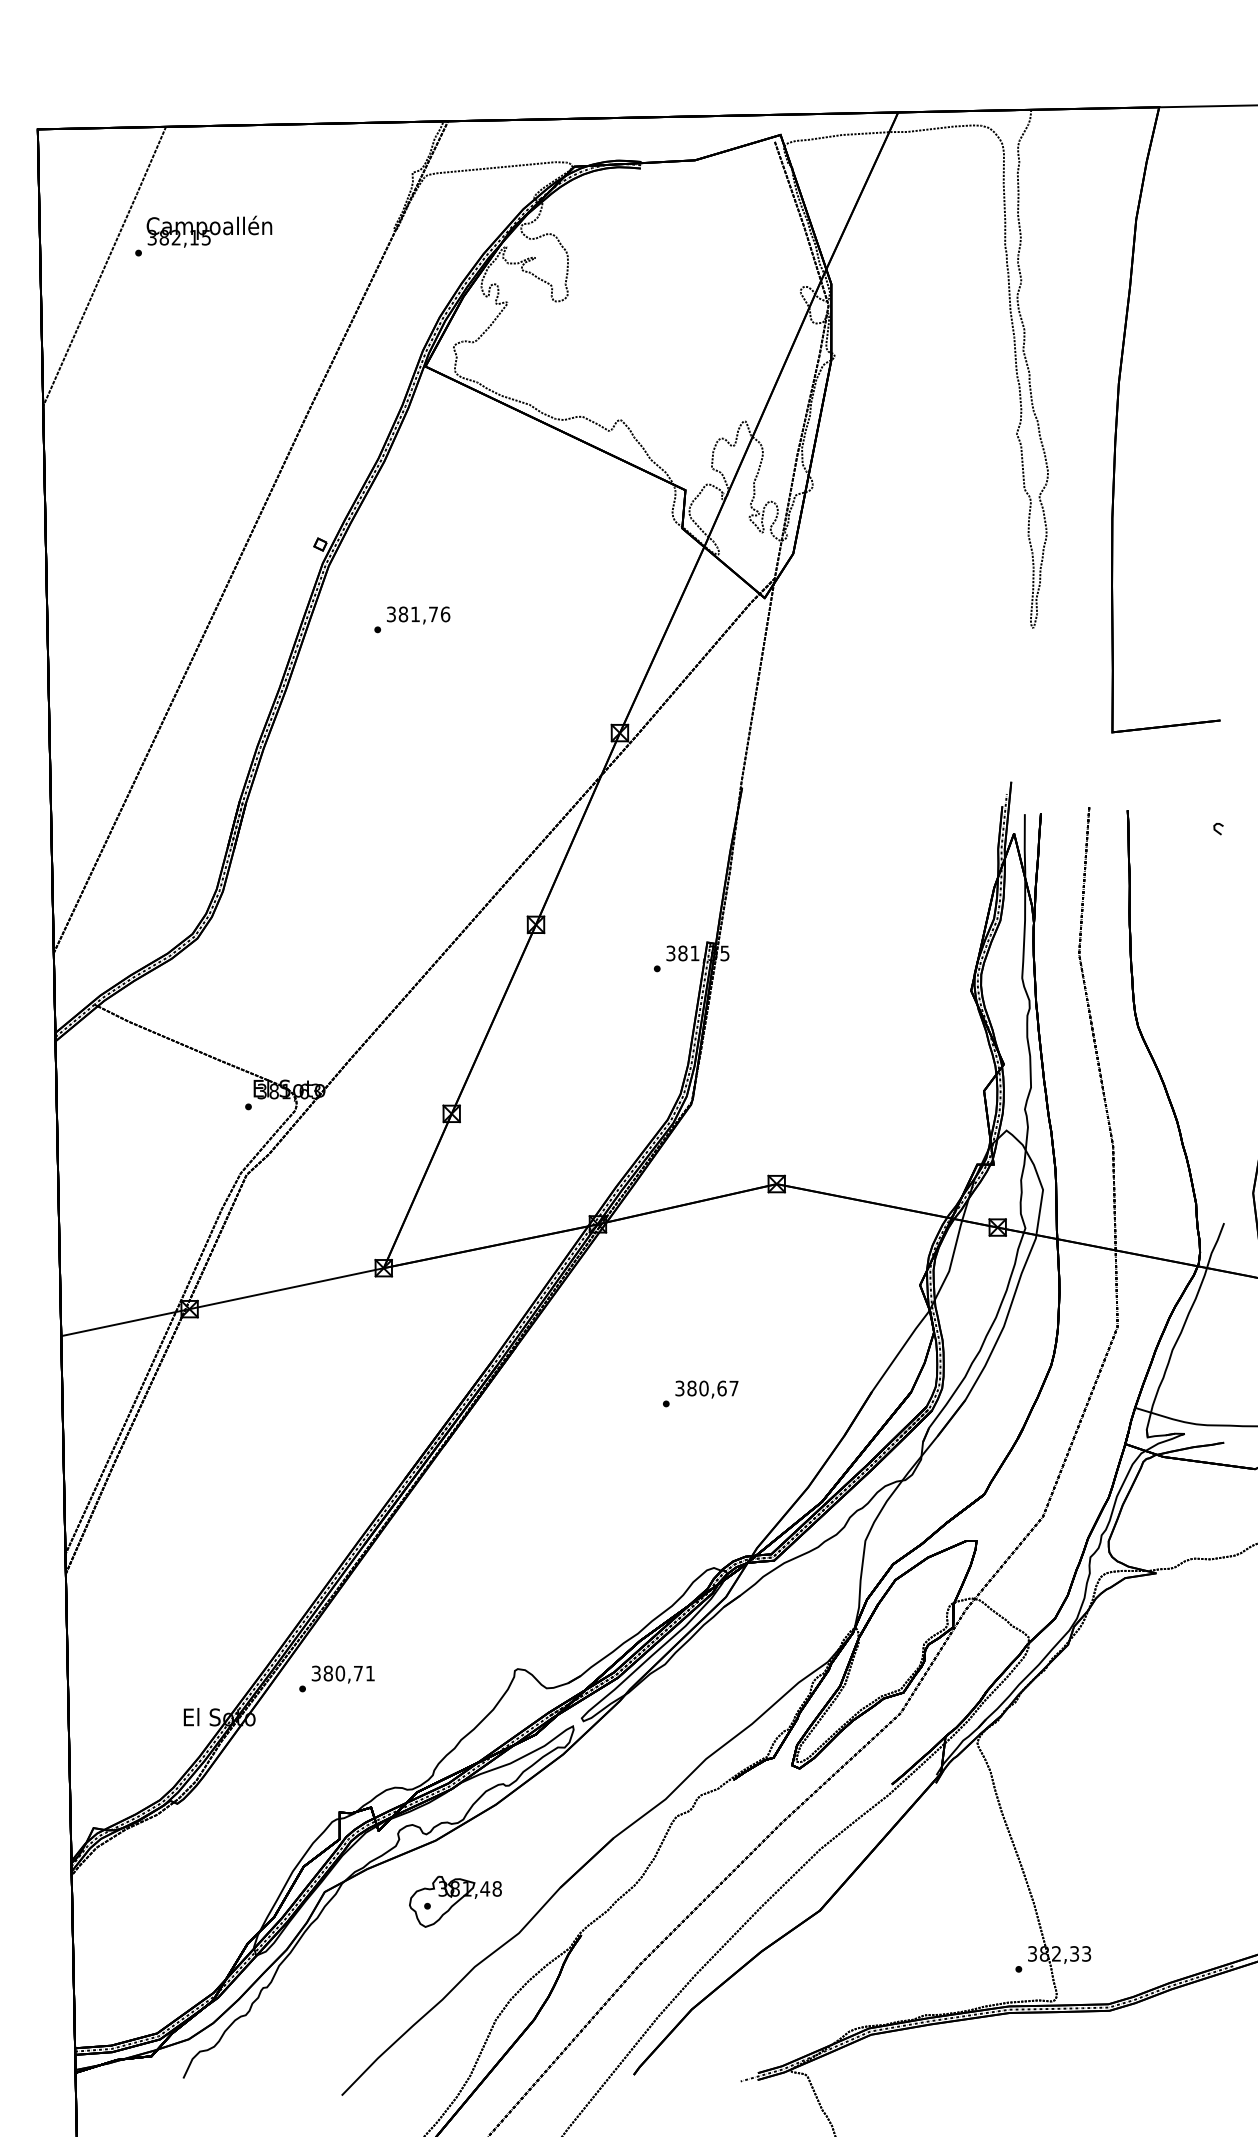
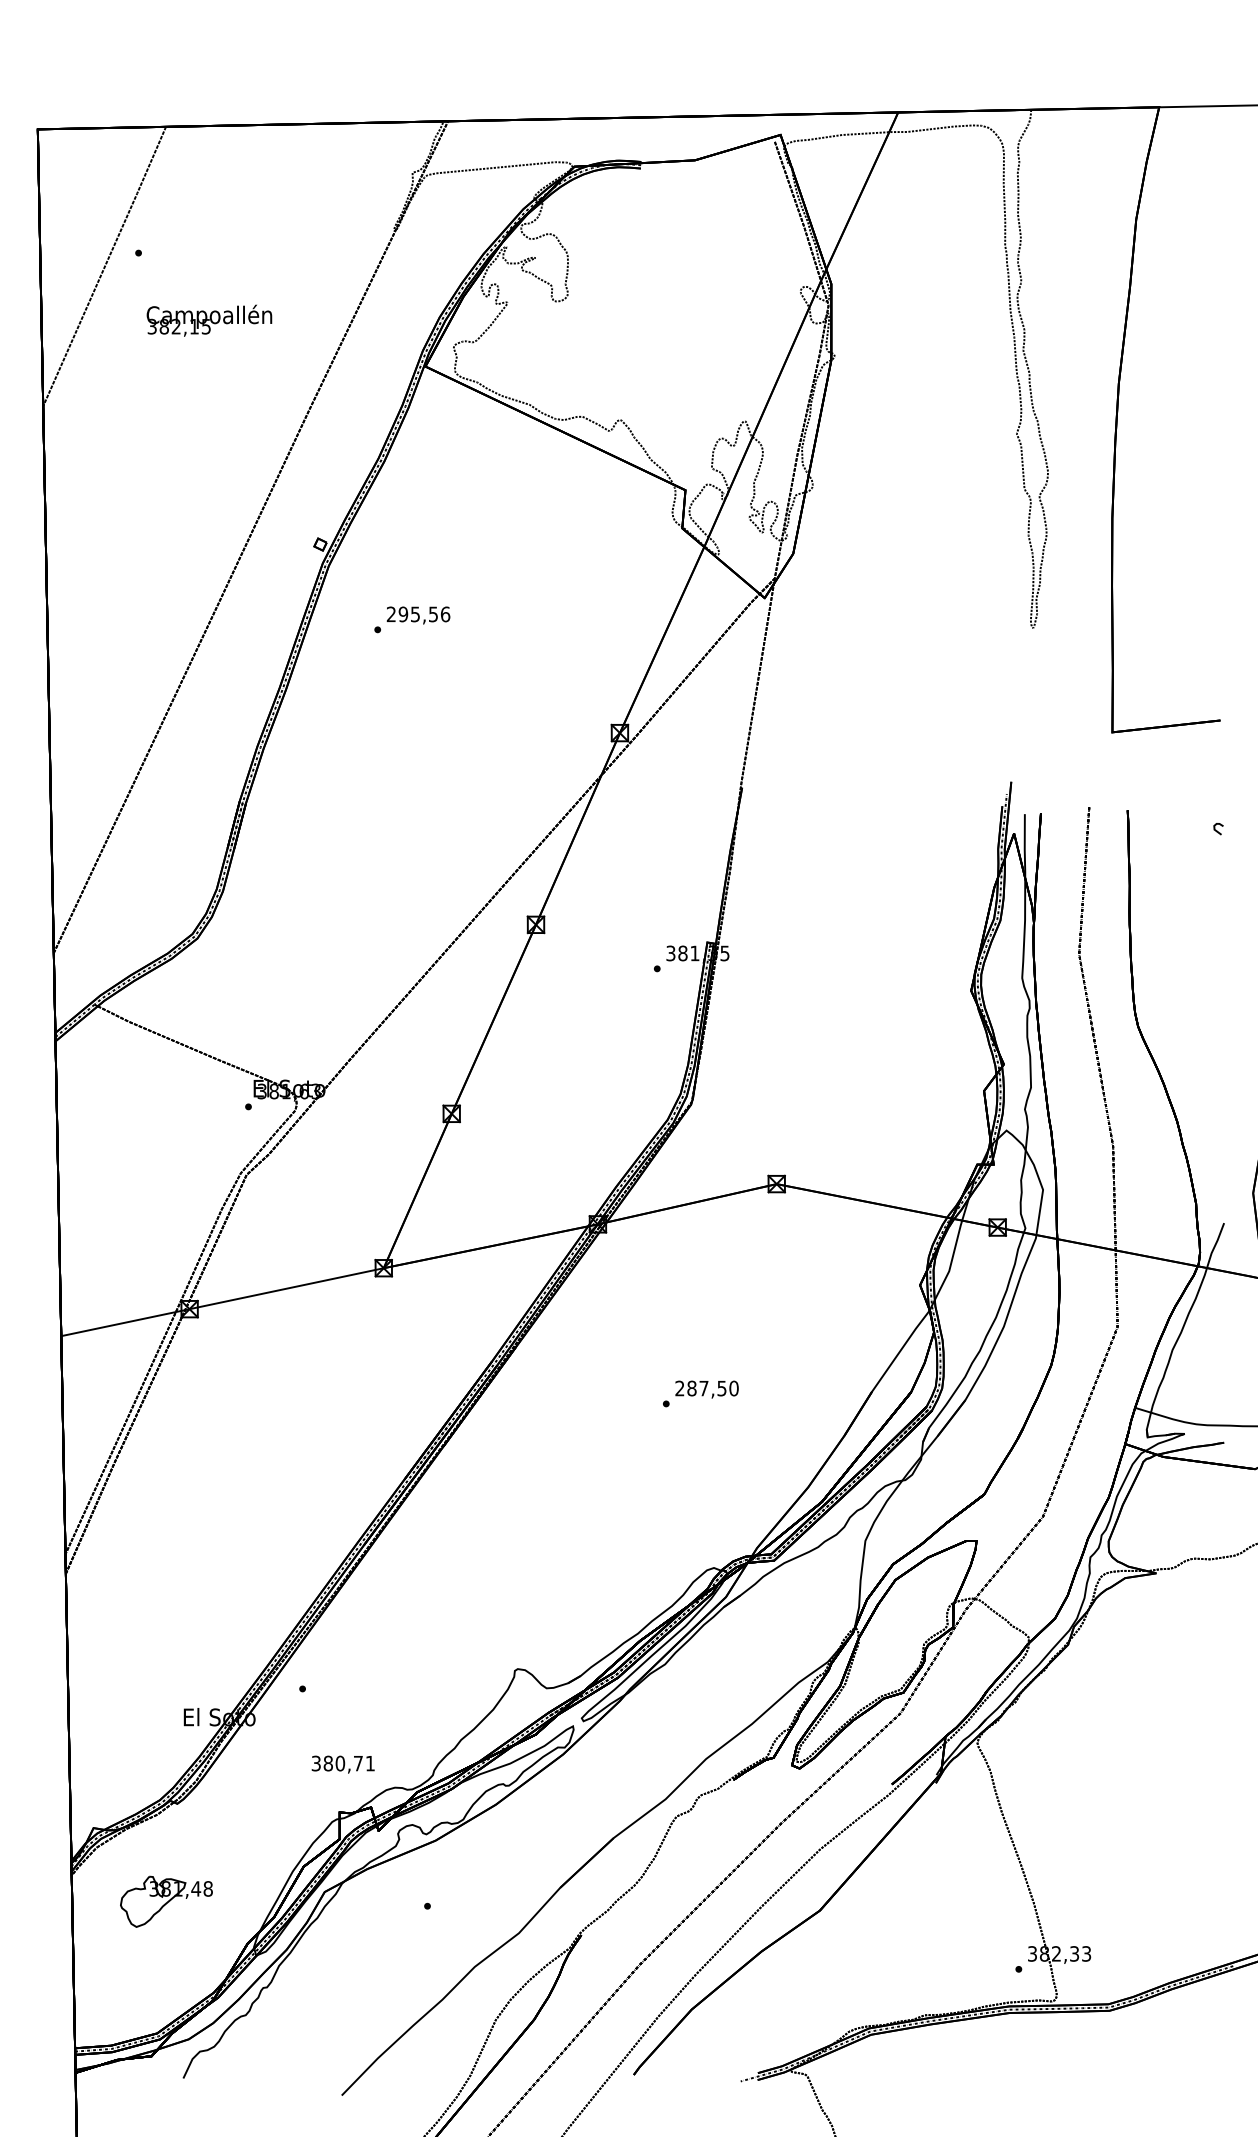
text position: (209, 231) -> (209, 320) (209, 320)
text: 381,76 -> 295,56 (412, 614)
text: 380,67 -> 287,50 (706, 1388)
text position: (342, 1674) -> (342, 1764) (342, 1764)
part position: (455, 1901) -> (166, 1901) (166, 1901)
